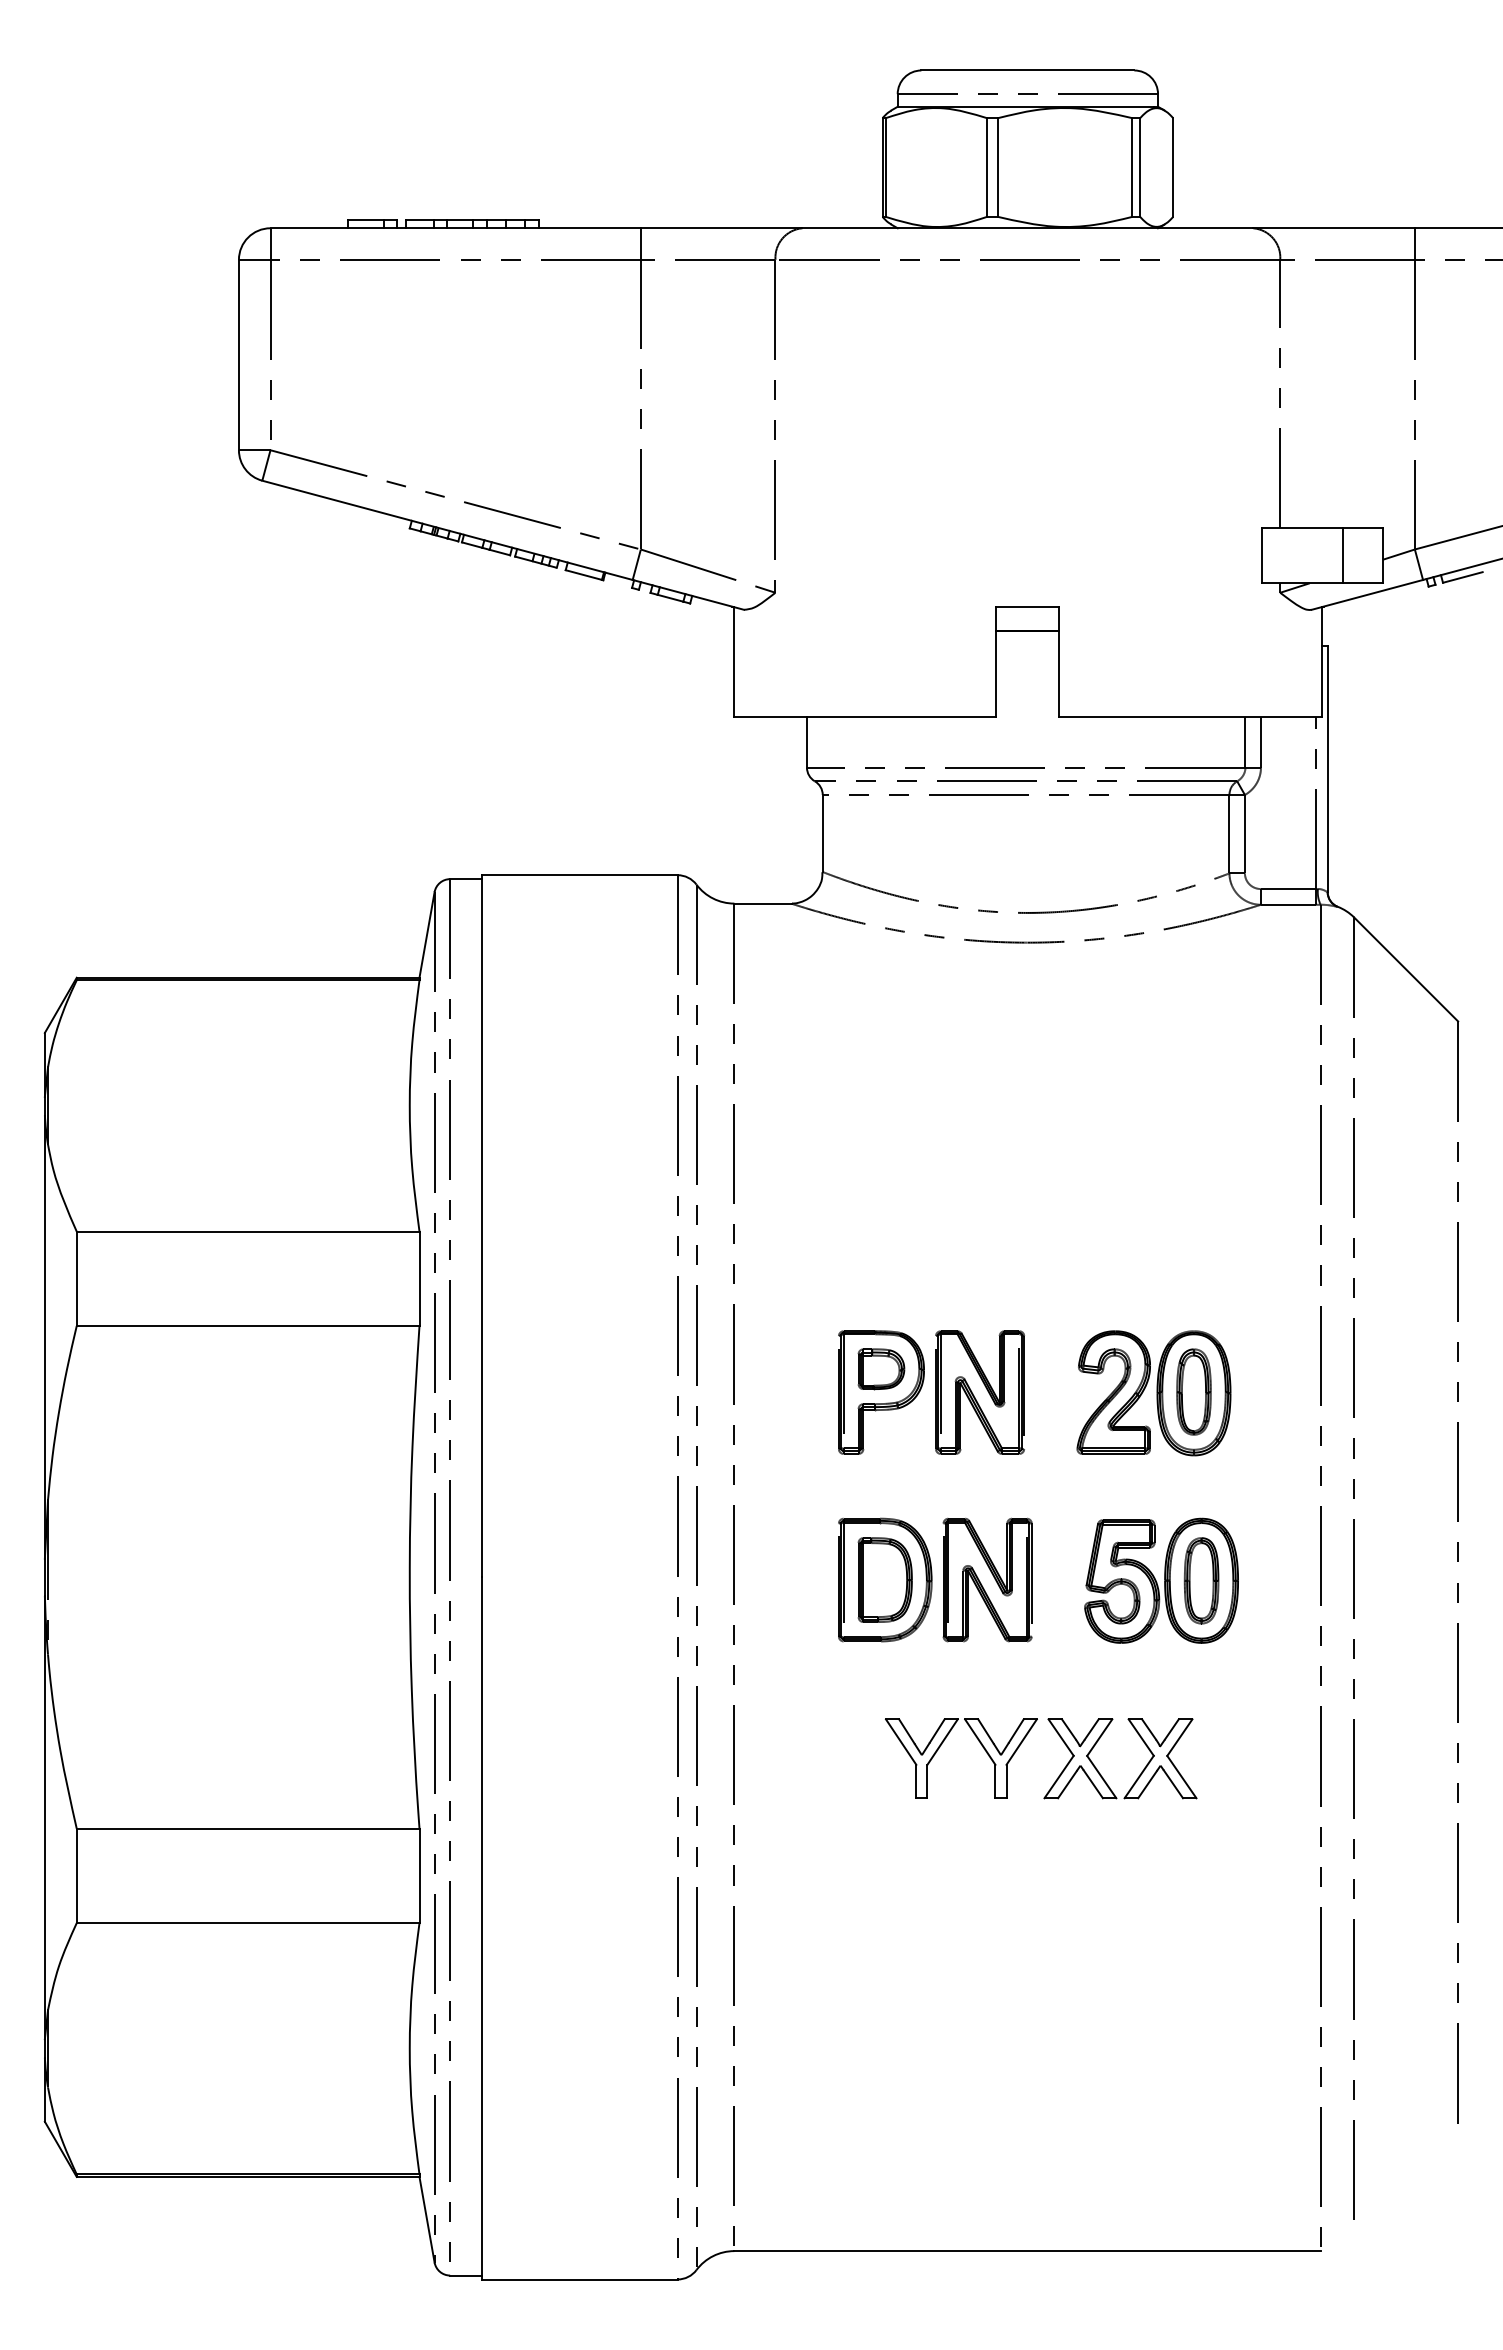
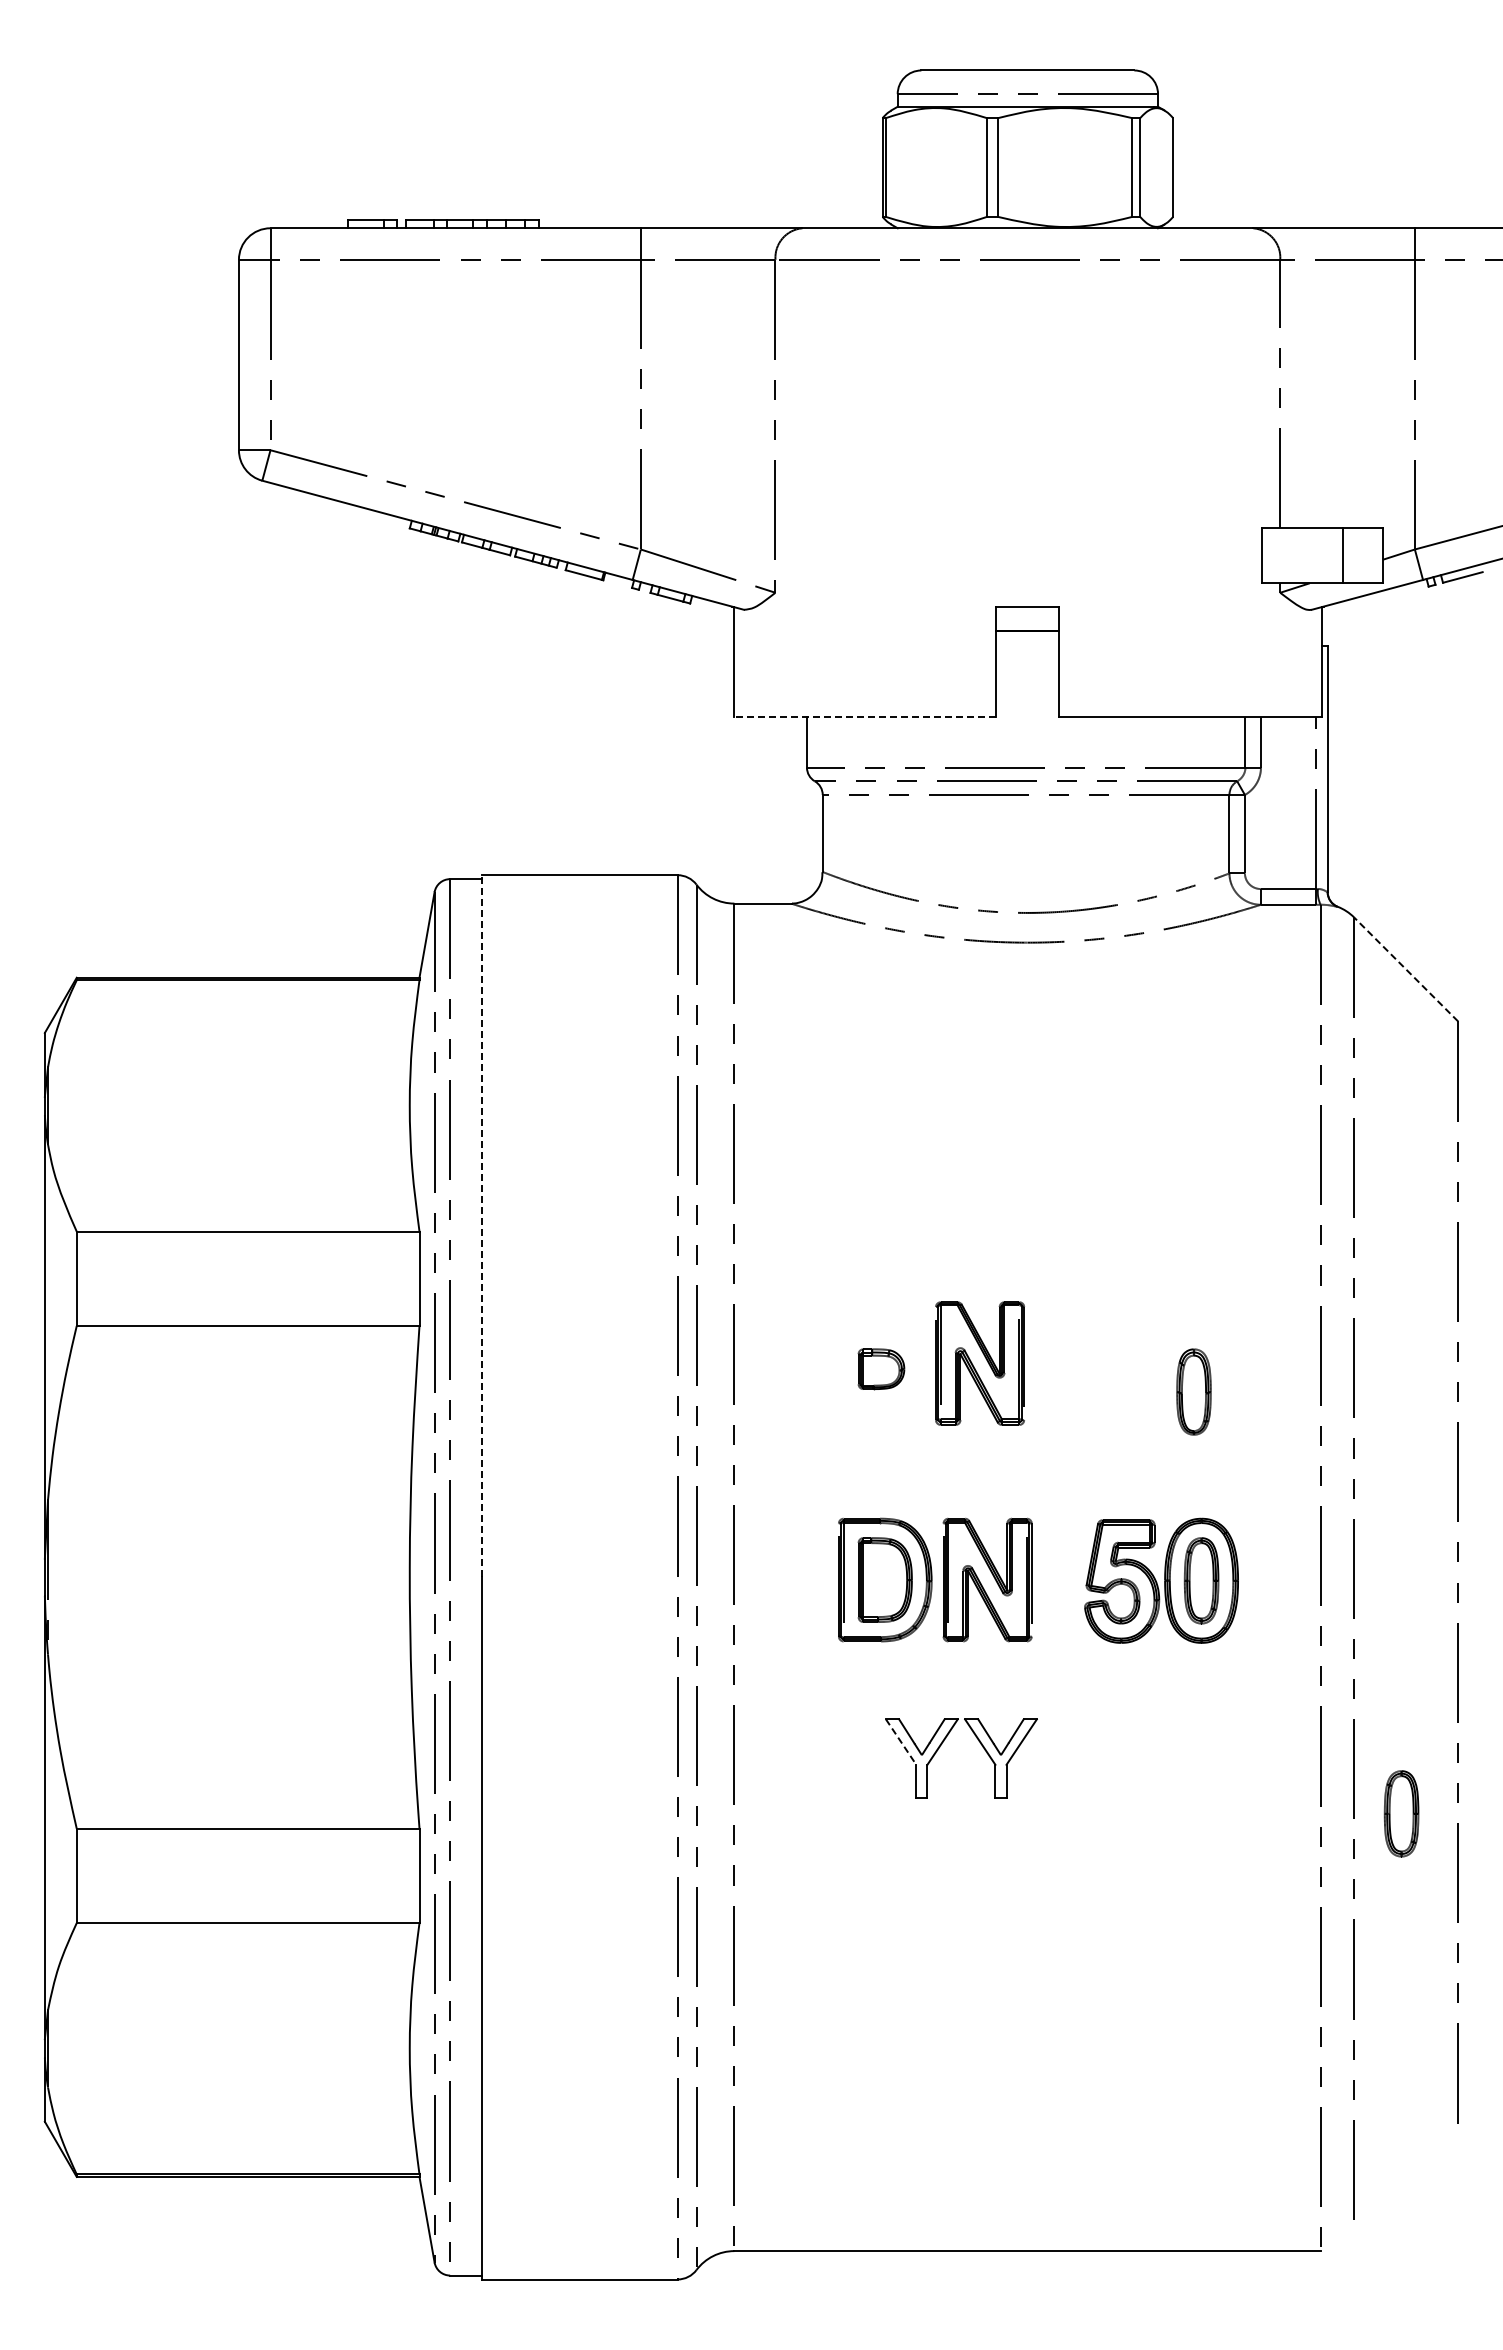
line: solid -> dashed (864, 717)
line: solid -> dashed (1406, 969)
line: solid -> dashed (481, 1225)
part: present -> none (881, 1392)
part position: (979, 1392) -> (979, 1363) (979, 1363)
part: present -> none (1153, 1393)
line: solid -> dashed (901, 1742)
part: present -> none (1099, 1771)
part: none -> present (1401, 1813)
